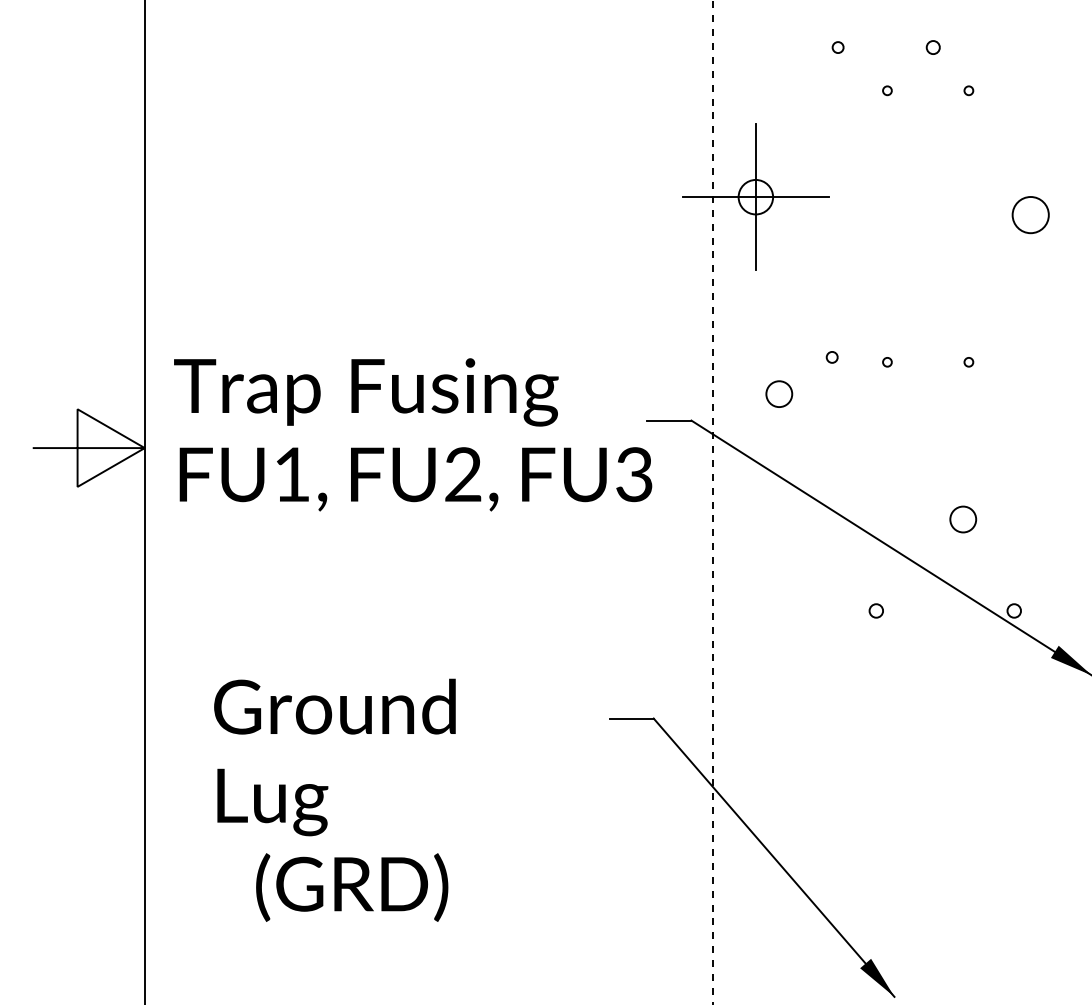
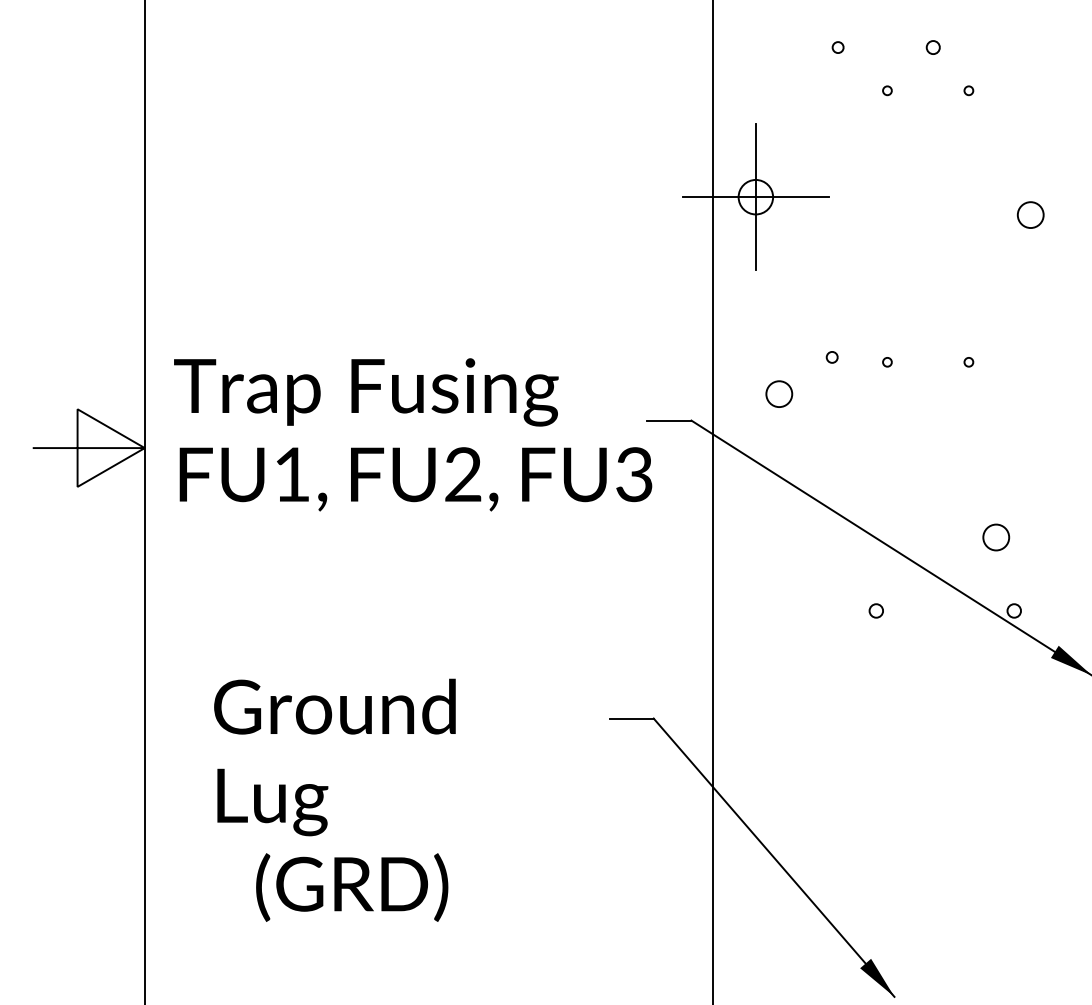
circle diameter: 36 px -> 26 px (1030, 215)
line: dashed -> solid (712, 502)
circle position: (963, 519) -> (996, 537) (996, 537)
